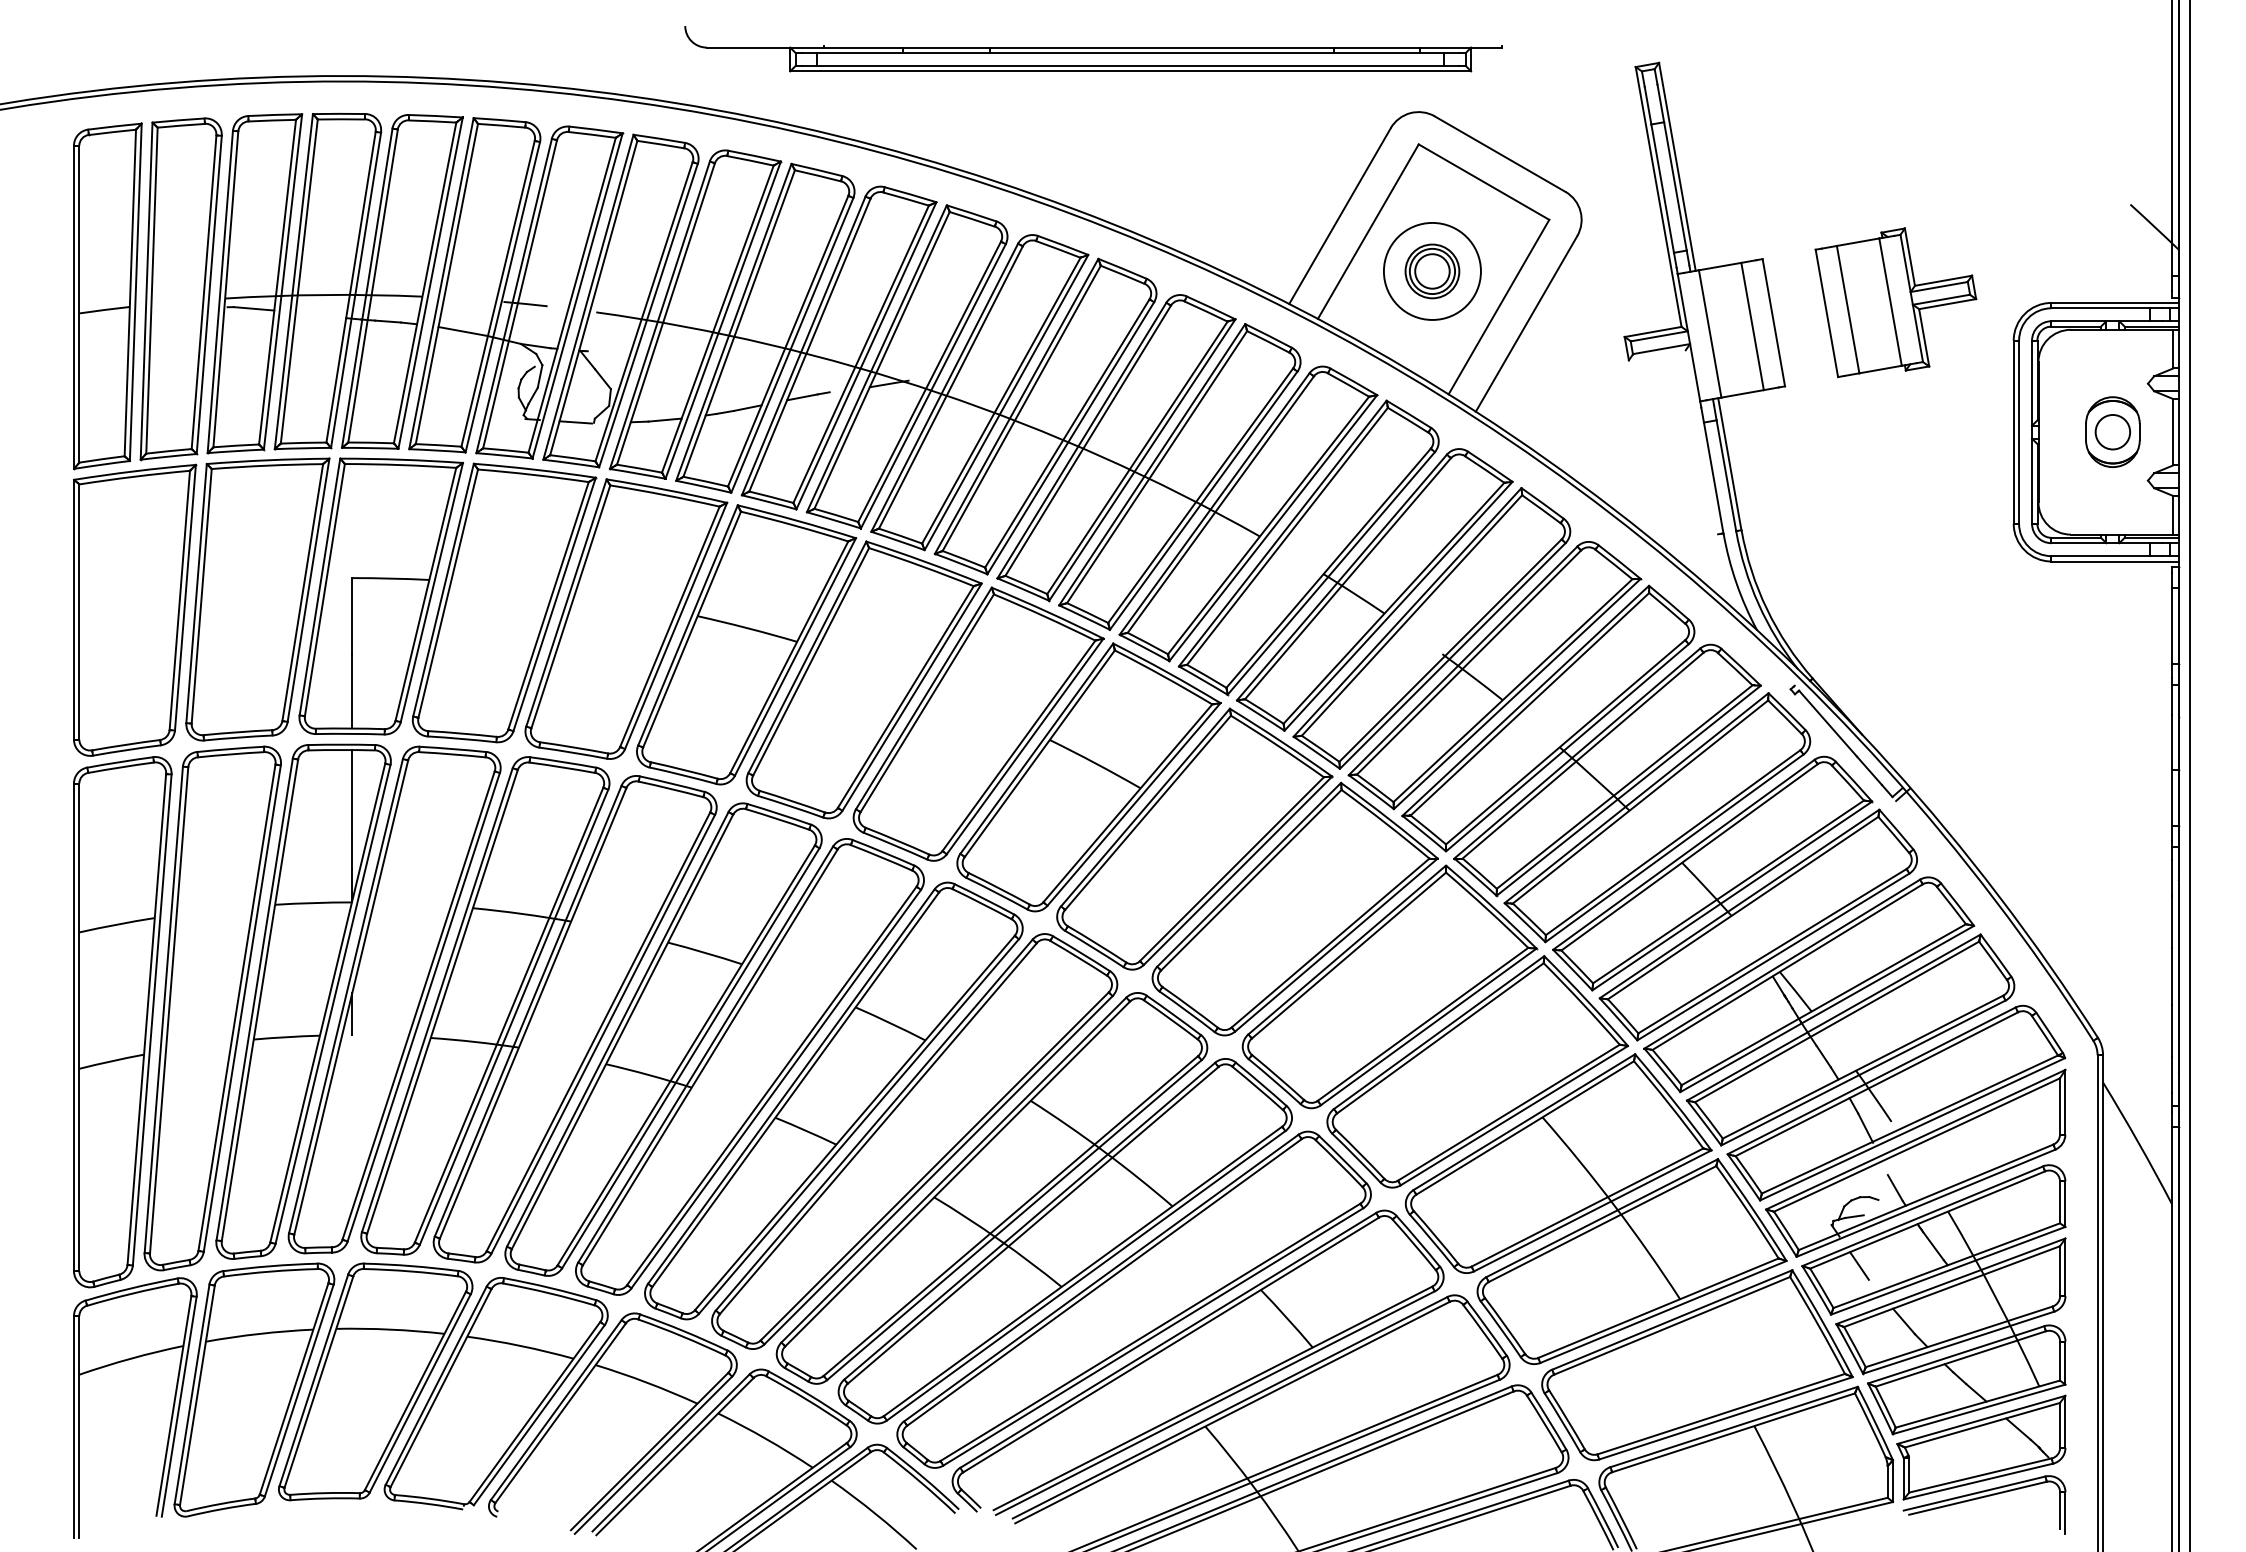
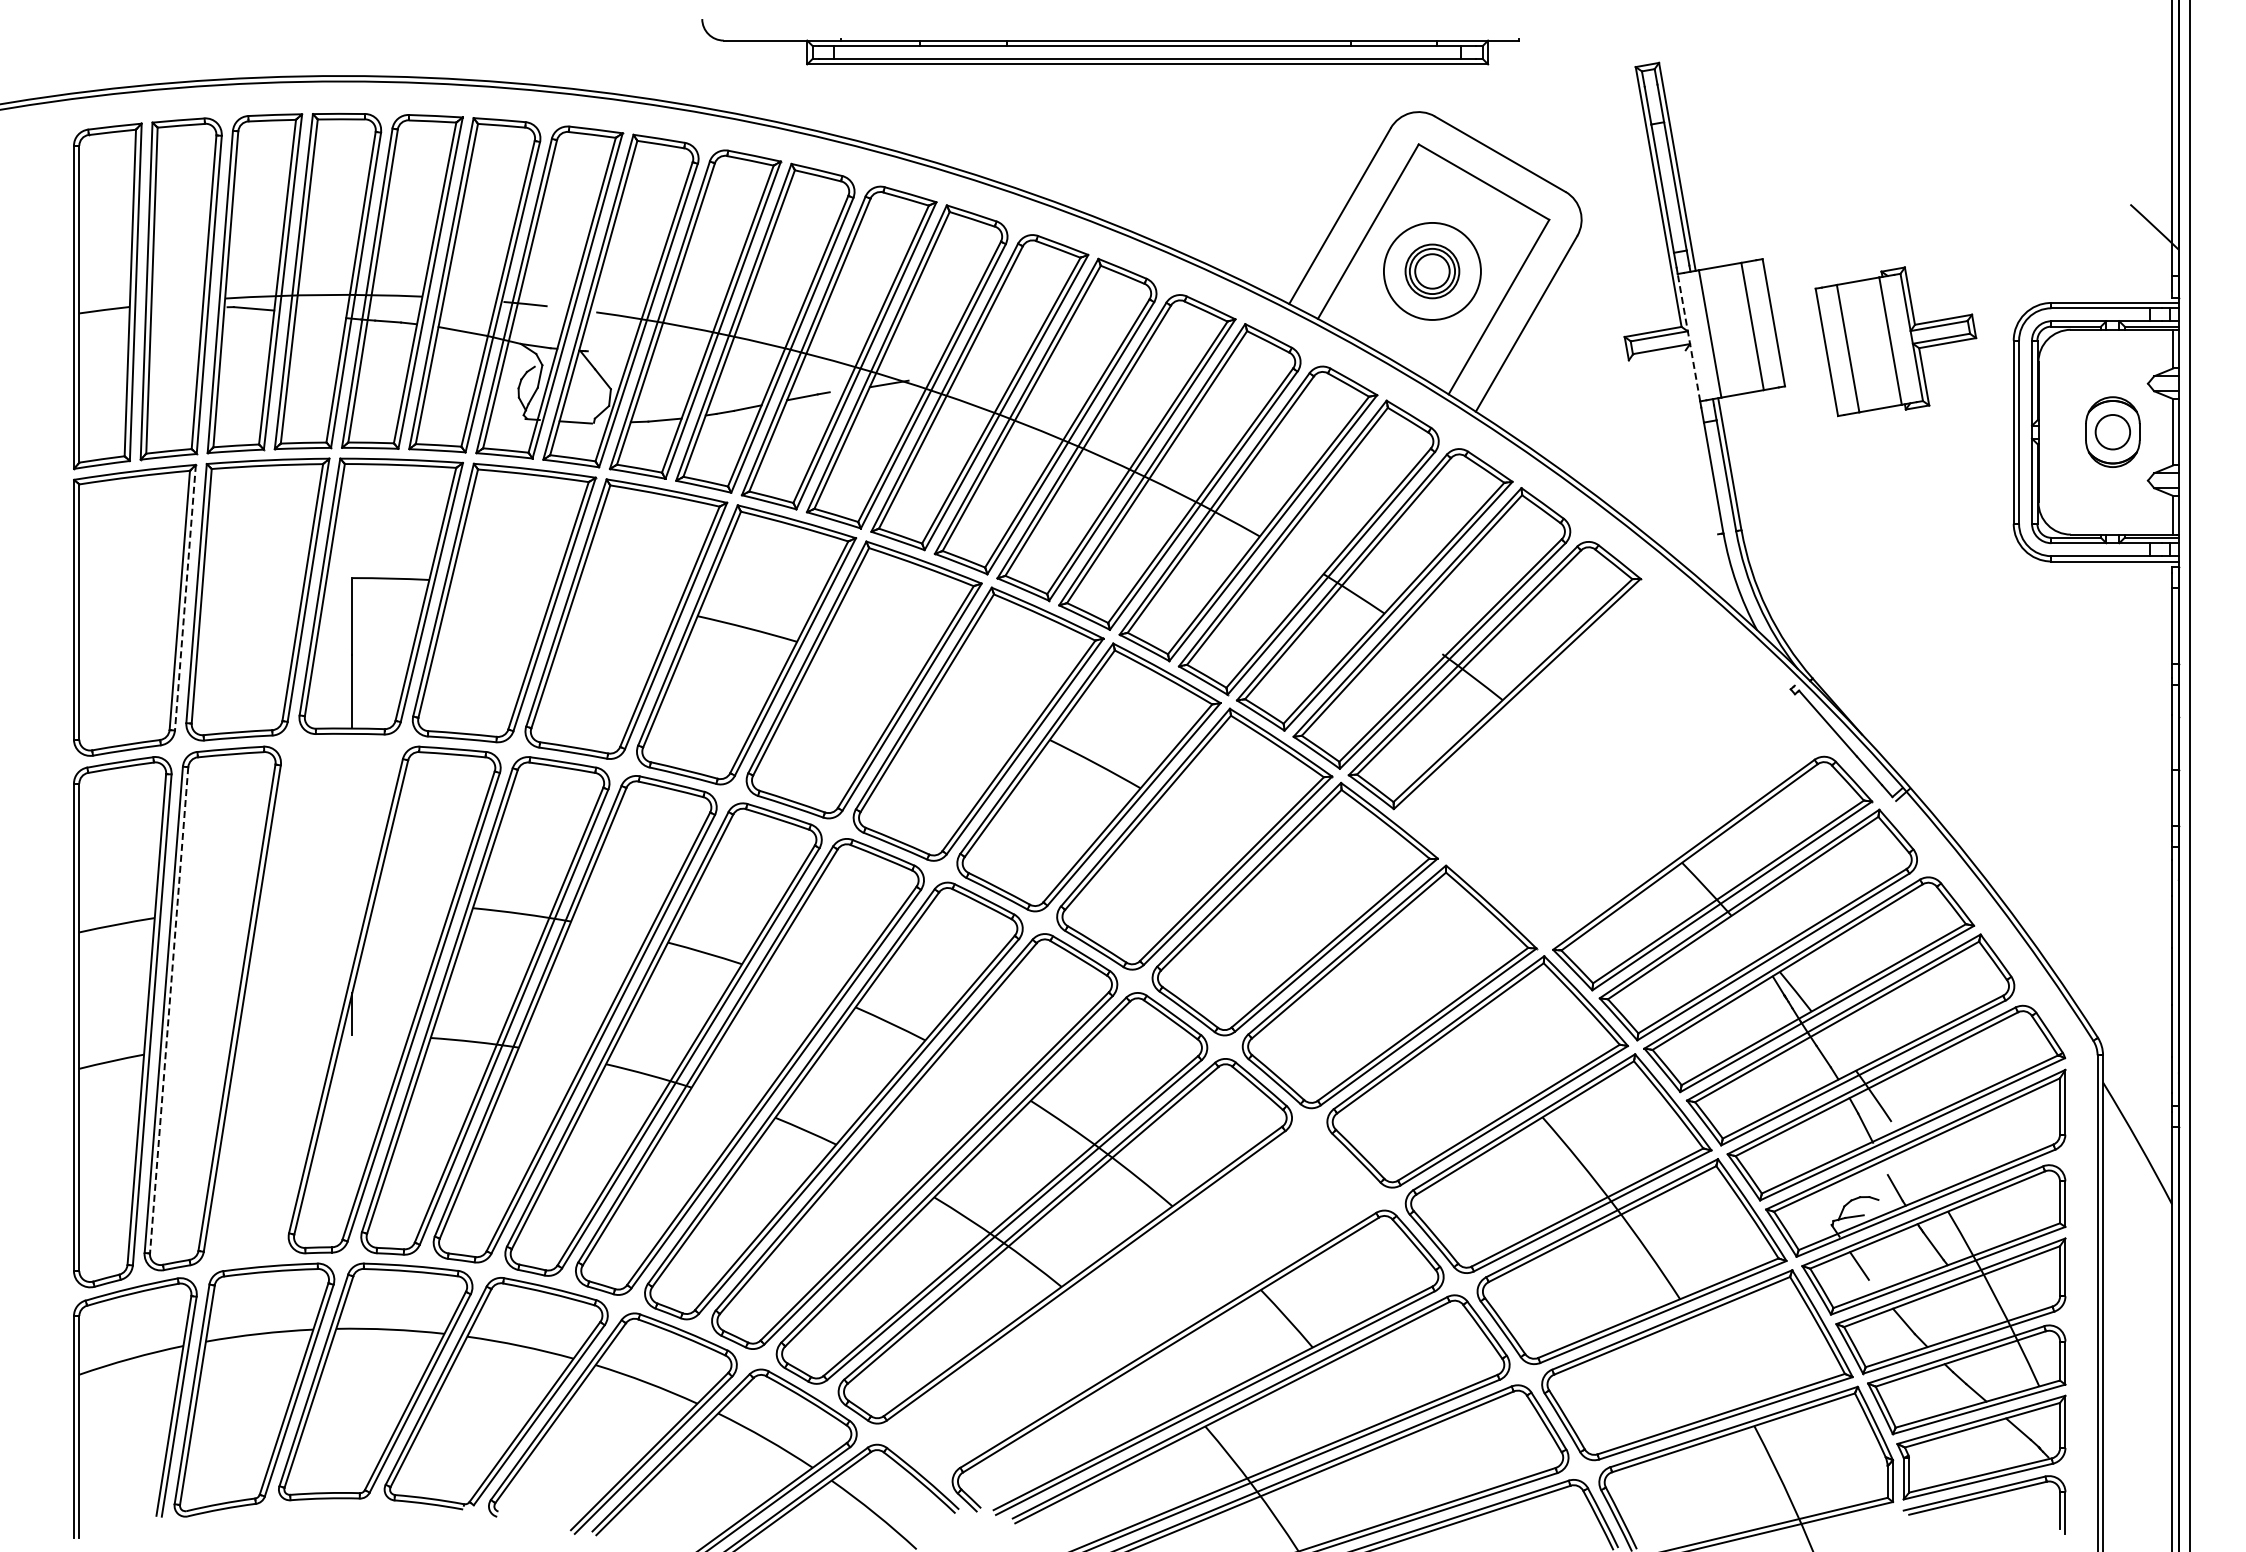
part position: (1093, 49) -> (1110, 42) (1110, 42)
part position: (1895, 302) -> (1895, 341) (1895, 341)
line: solid -> dashed (1688, 337)
line: solid -> dashed (185, 598)
part: present -> none (1606, 763)
part: present -> none (303, 1001)
line: solid -> dashed (169, 1010)
part: present -> none (1133, 1299)
